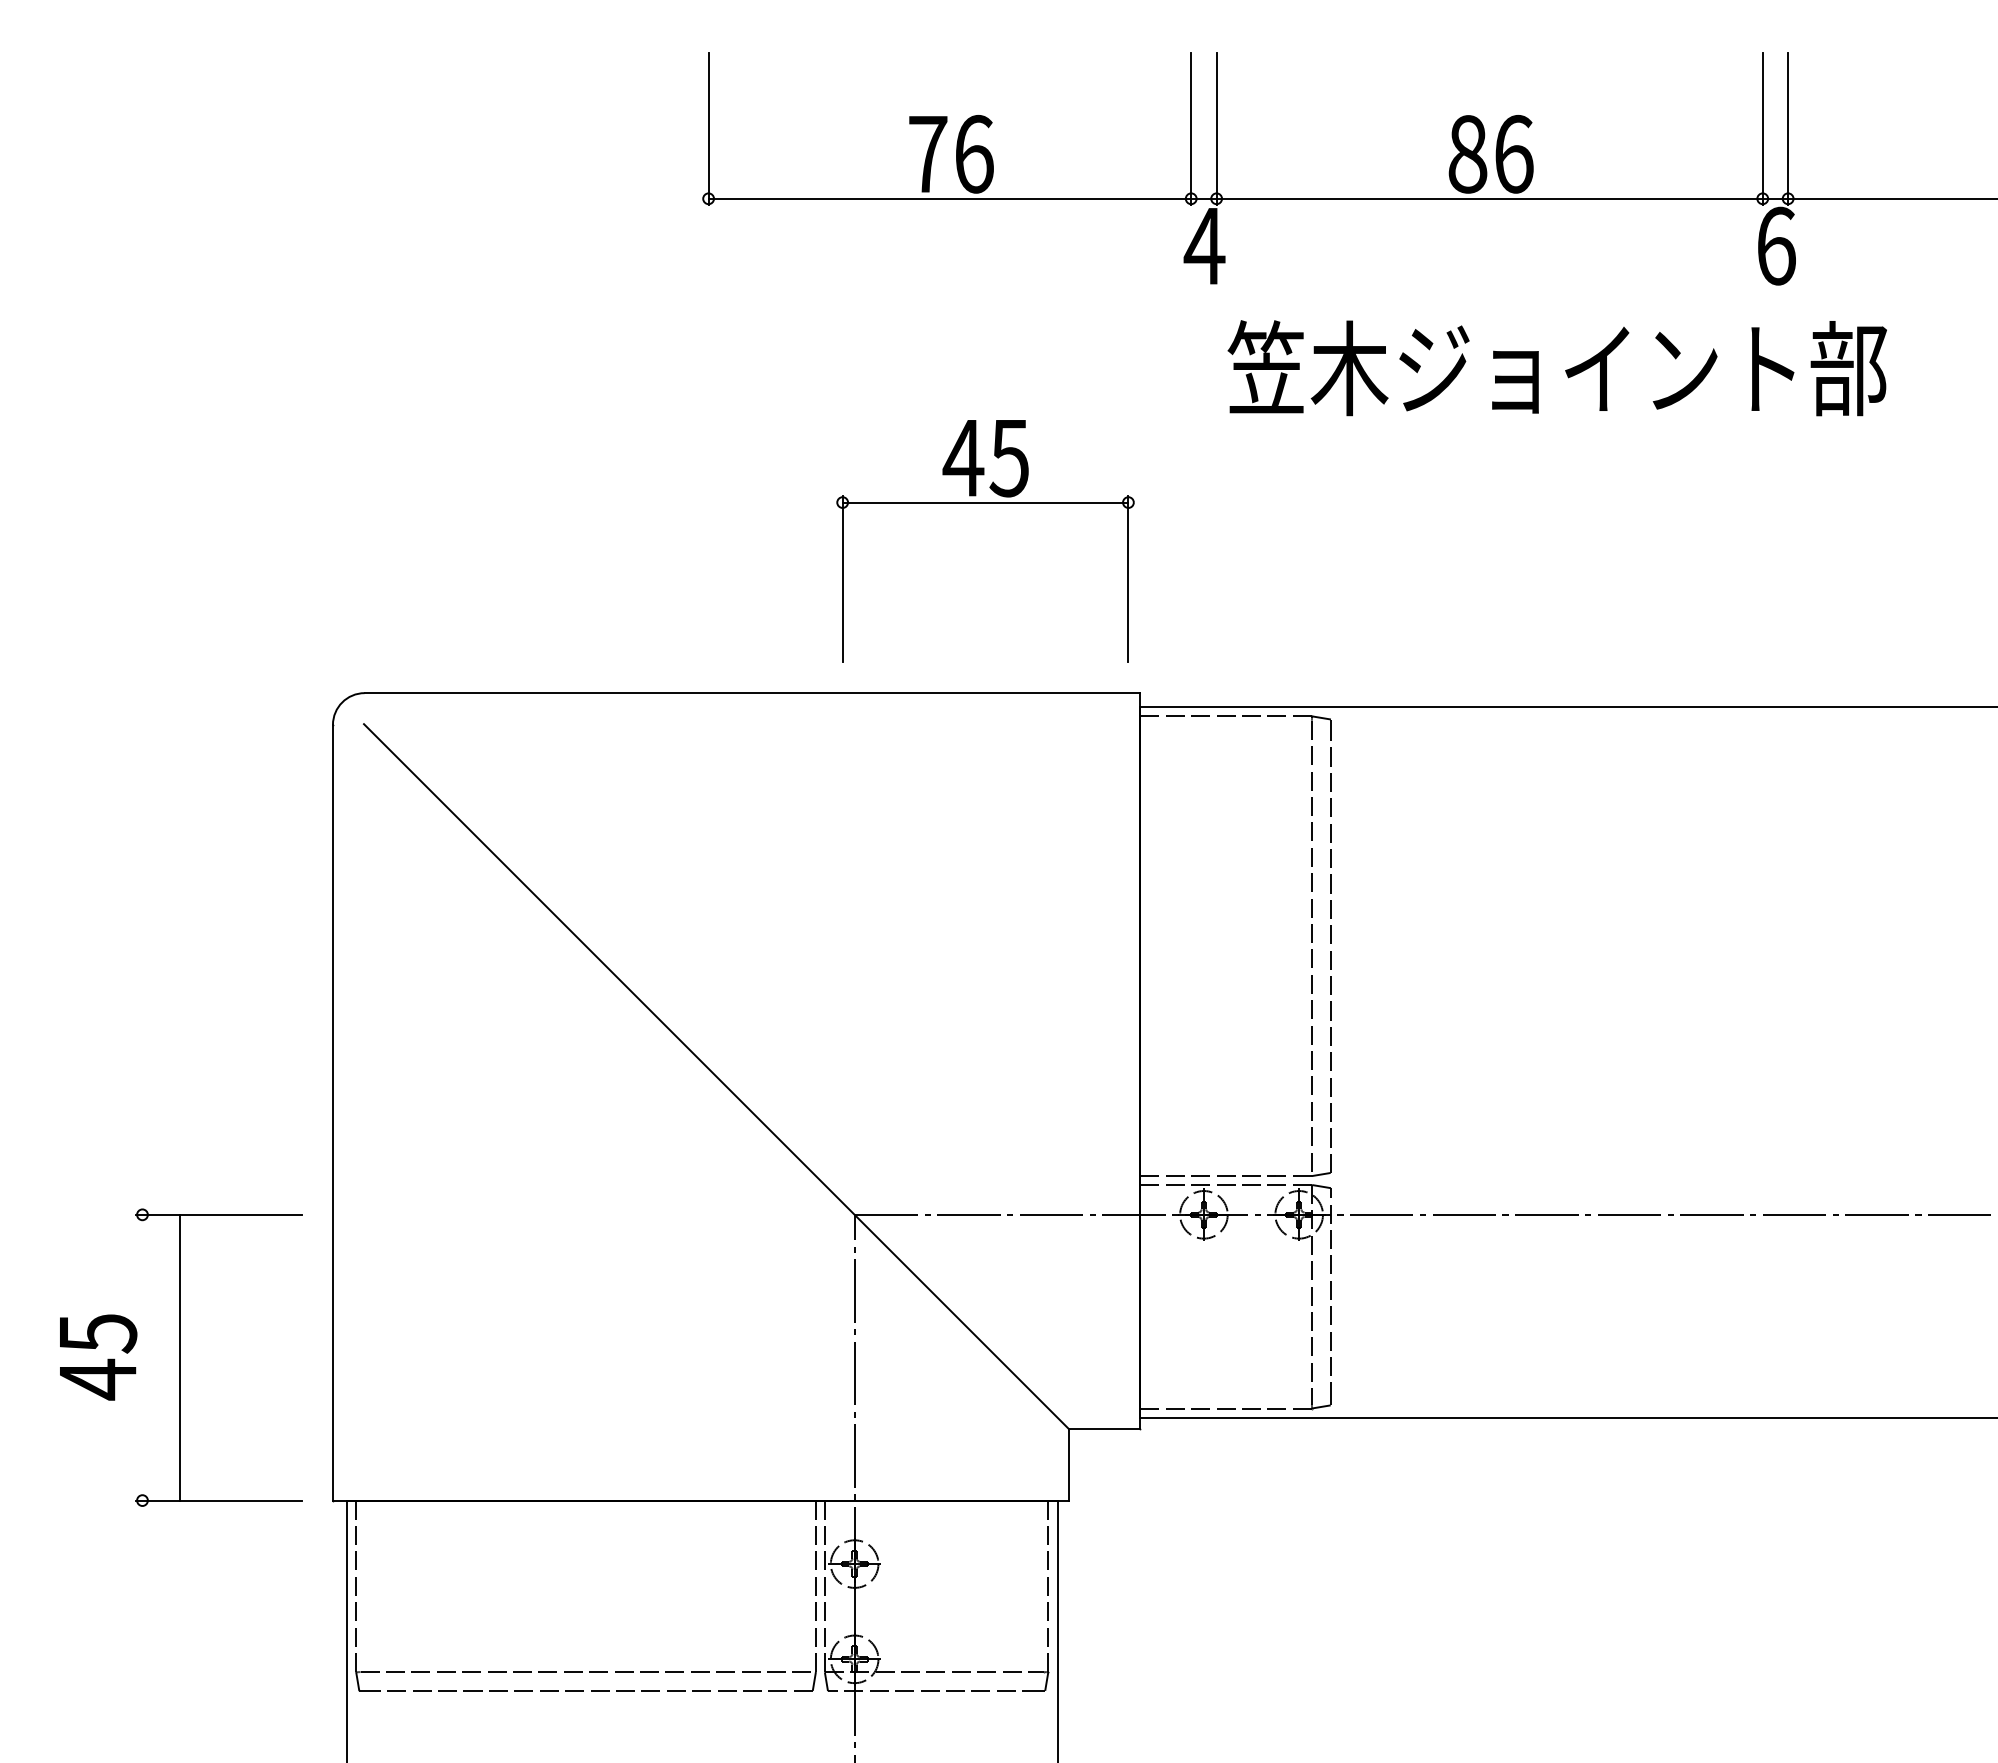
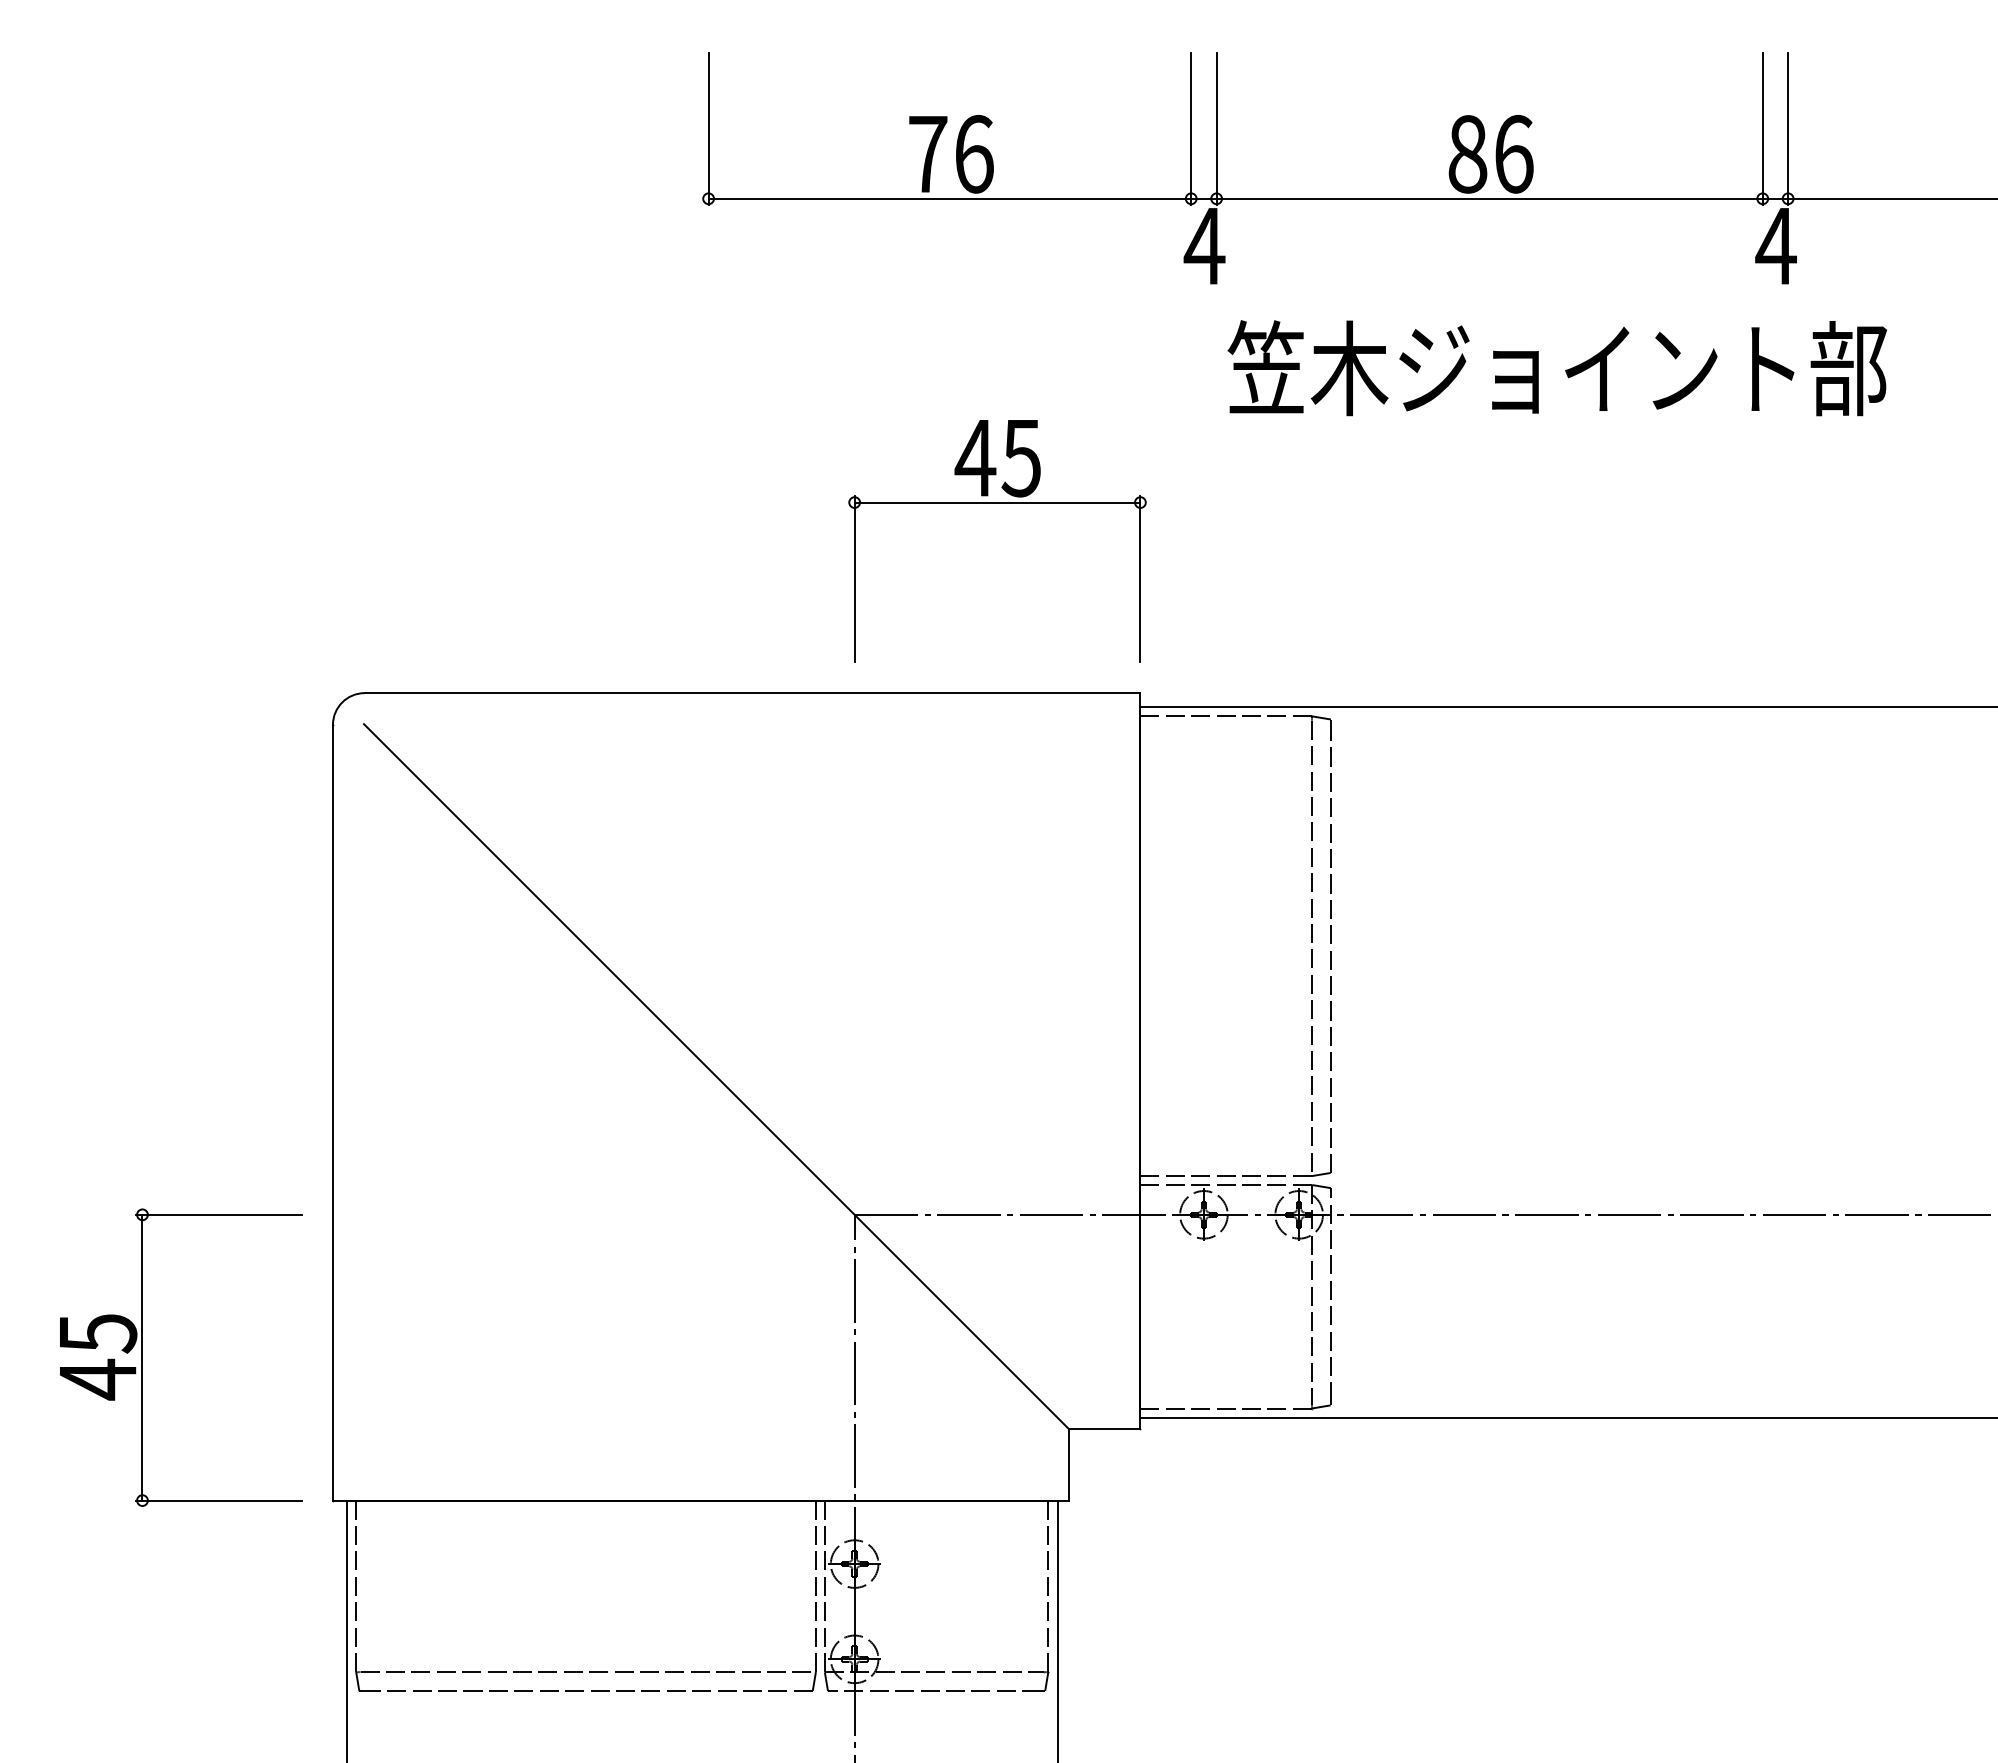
text: 6 -> 4 (1775, 245)
part position: (985, 503) -> (997, 503) (997, 503)
line position: (180, 1357) -> (142, 1357) (142, 1357)
